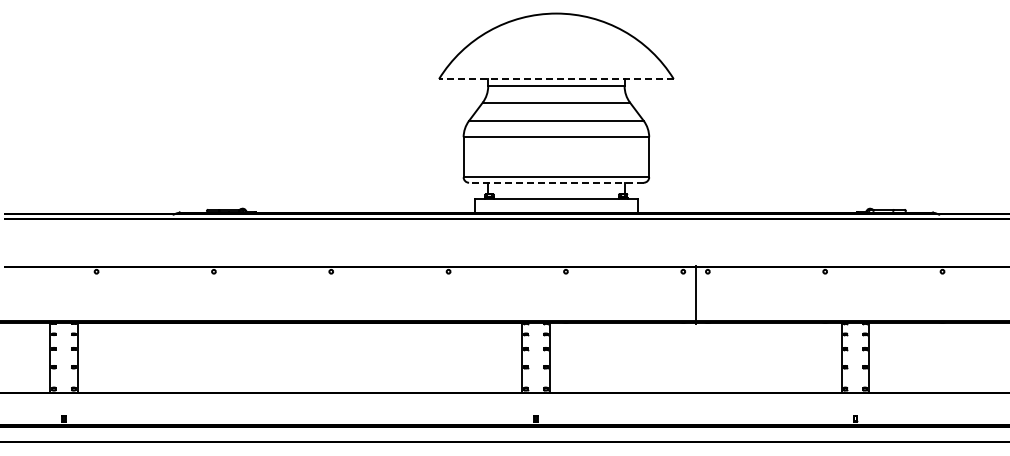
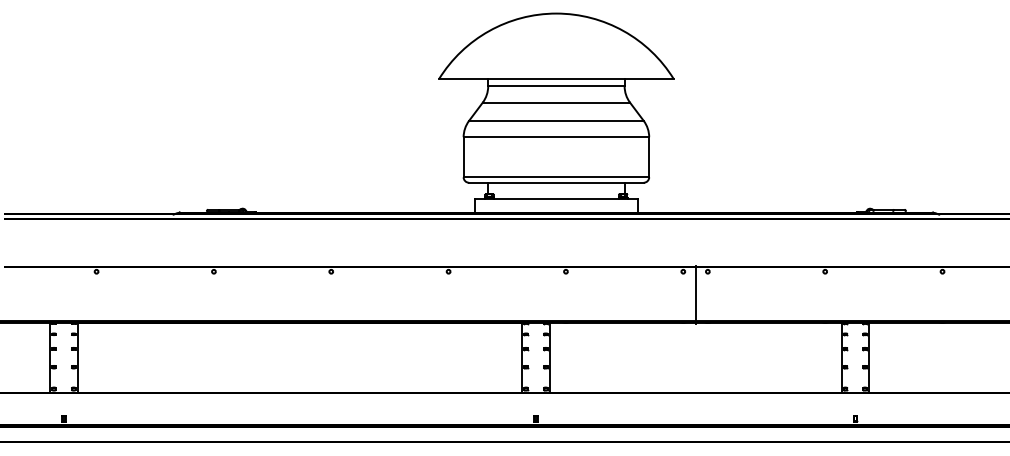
line: dashed -> solid (555, 79)
line: dashed -> solid (555, 182)
